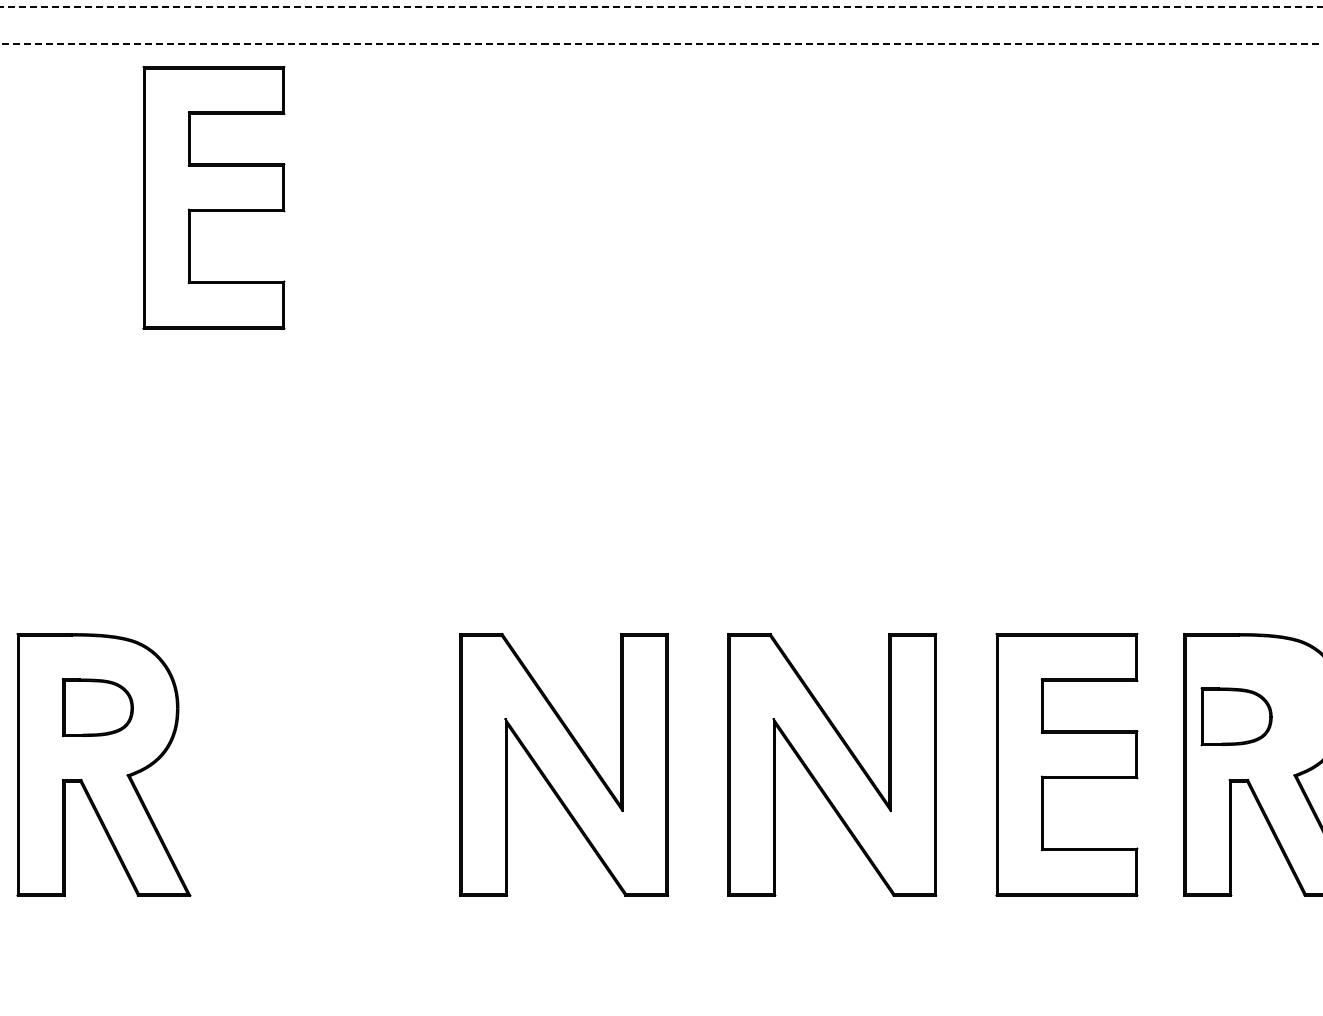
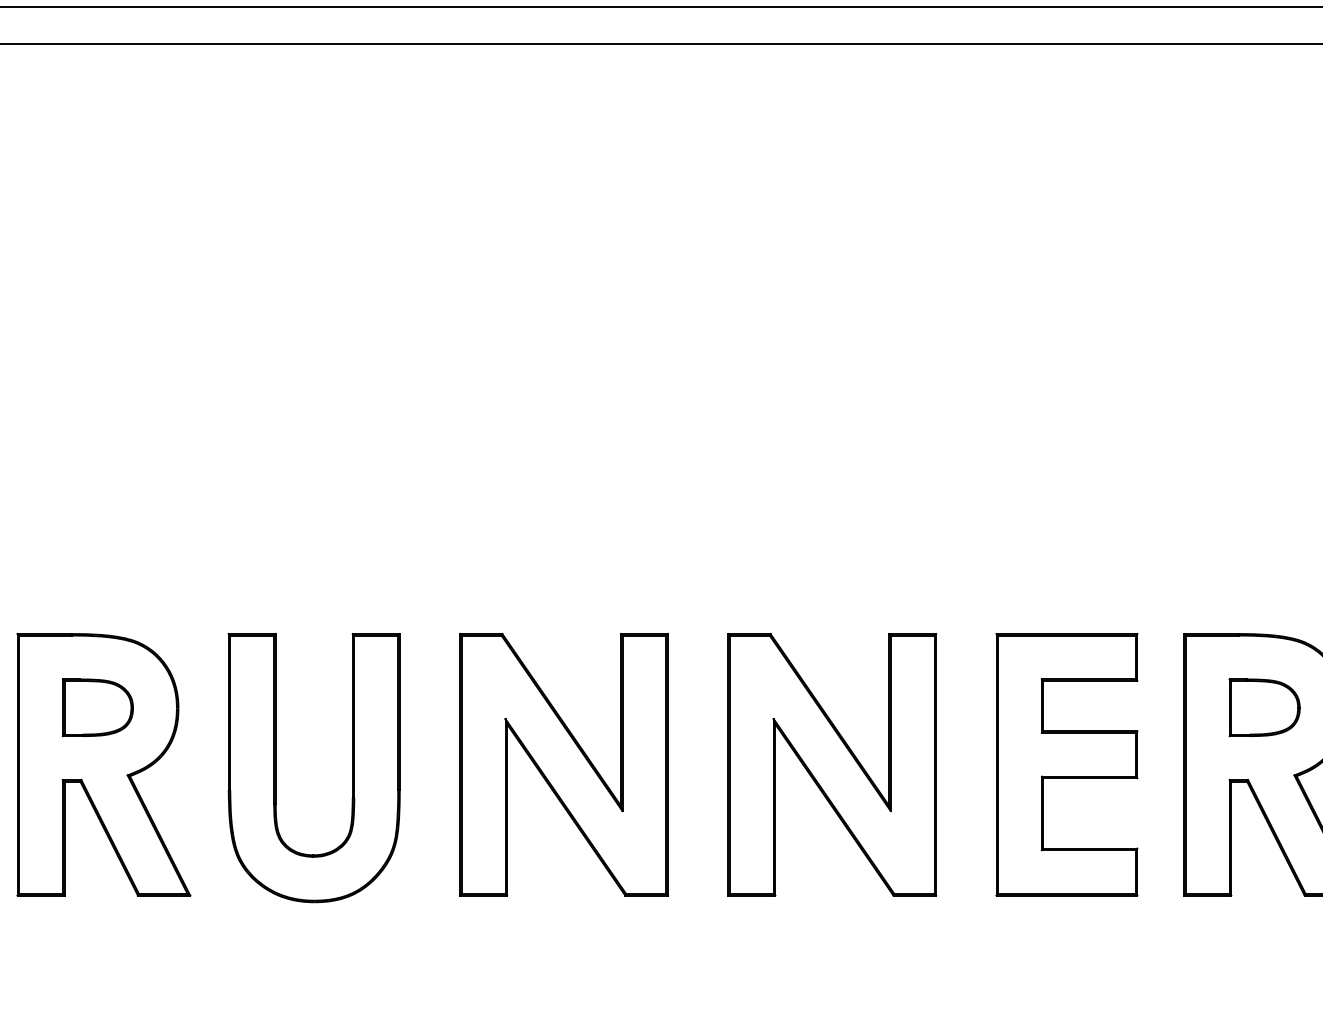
line: dashed -> solid (661, 6)
line: dashed -> solid (661, 43)
part: present -> none (213, 197)
part position: (1236, 716) -> (1264, 707) (1264, 707)
part: none -> present (276, 768)
